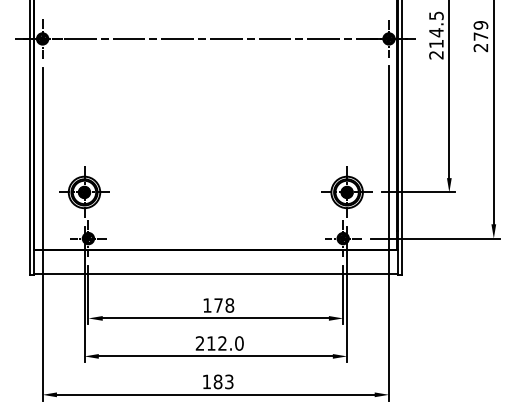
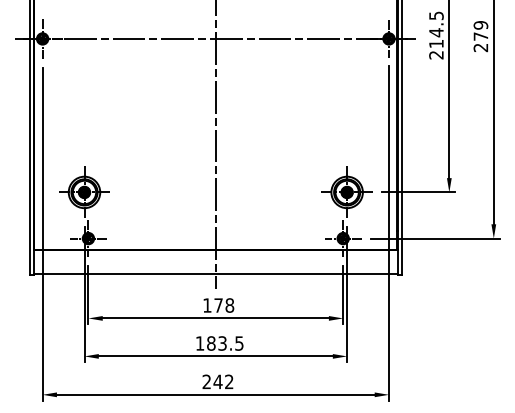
line: none -> present (215, 145)
text: 212.0 -> 183.5 (219, 343)
text: 183 -> 242 (217, 381)
